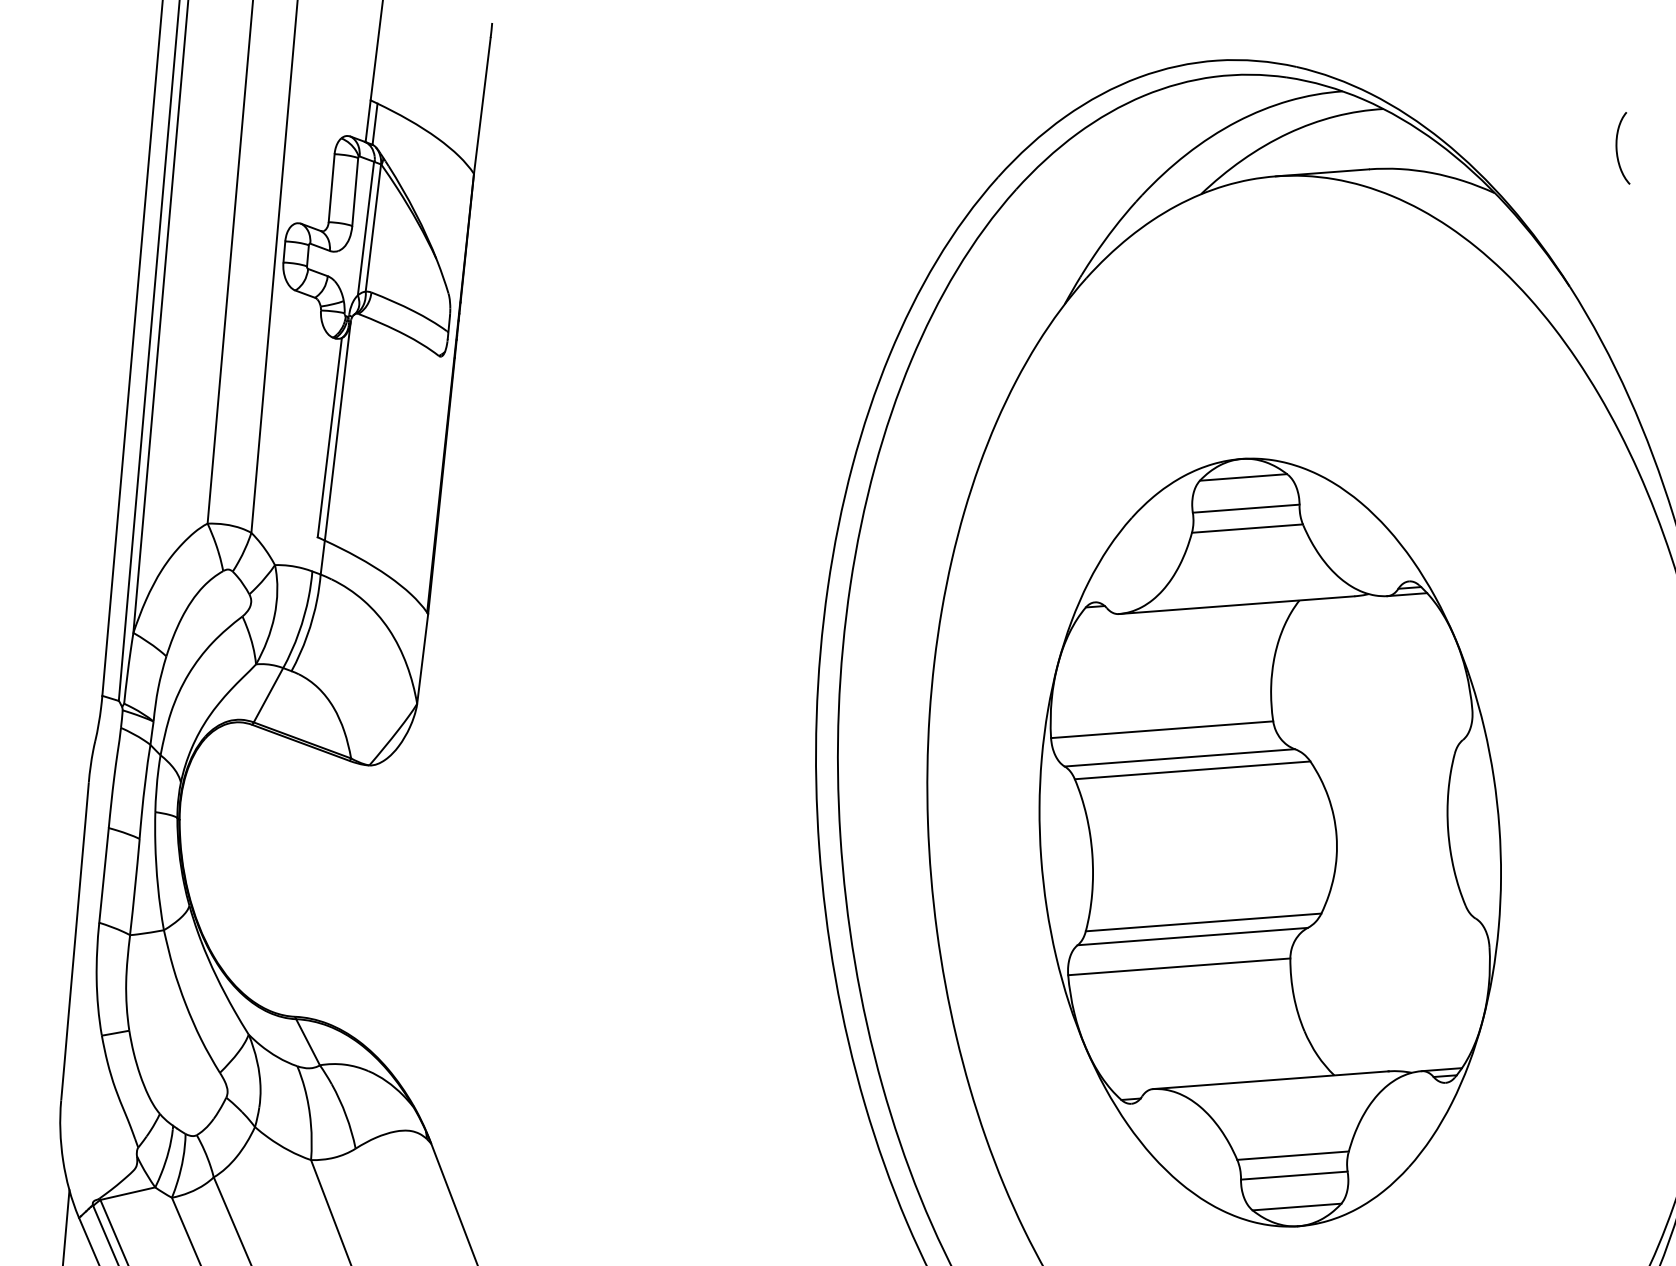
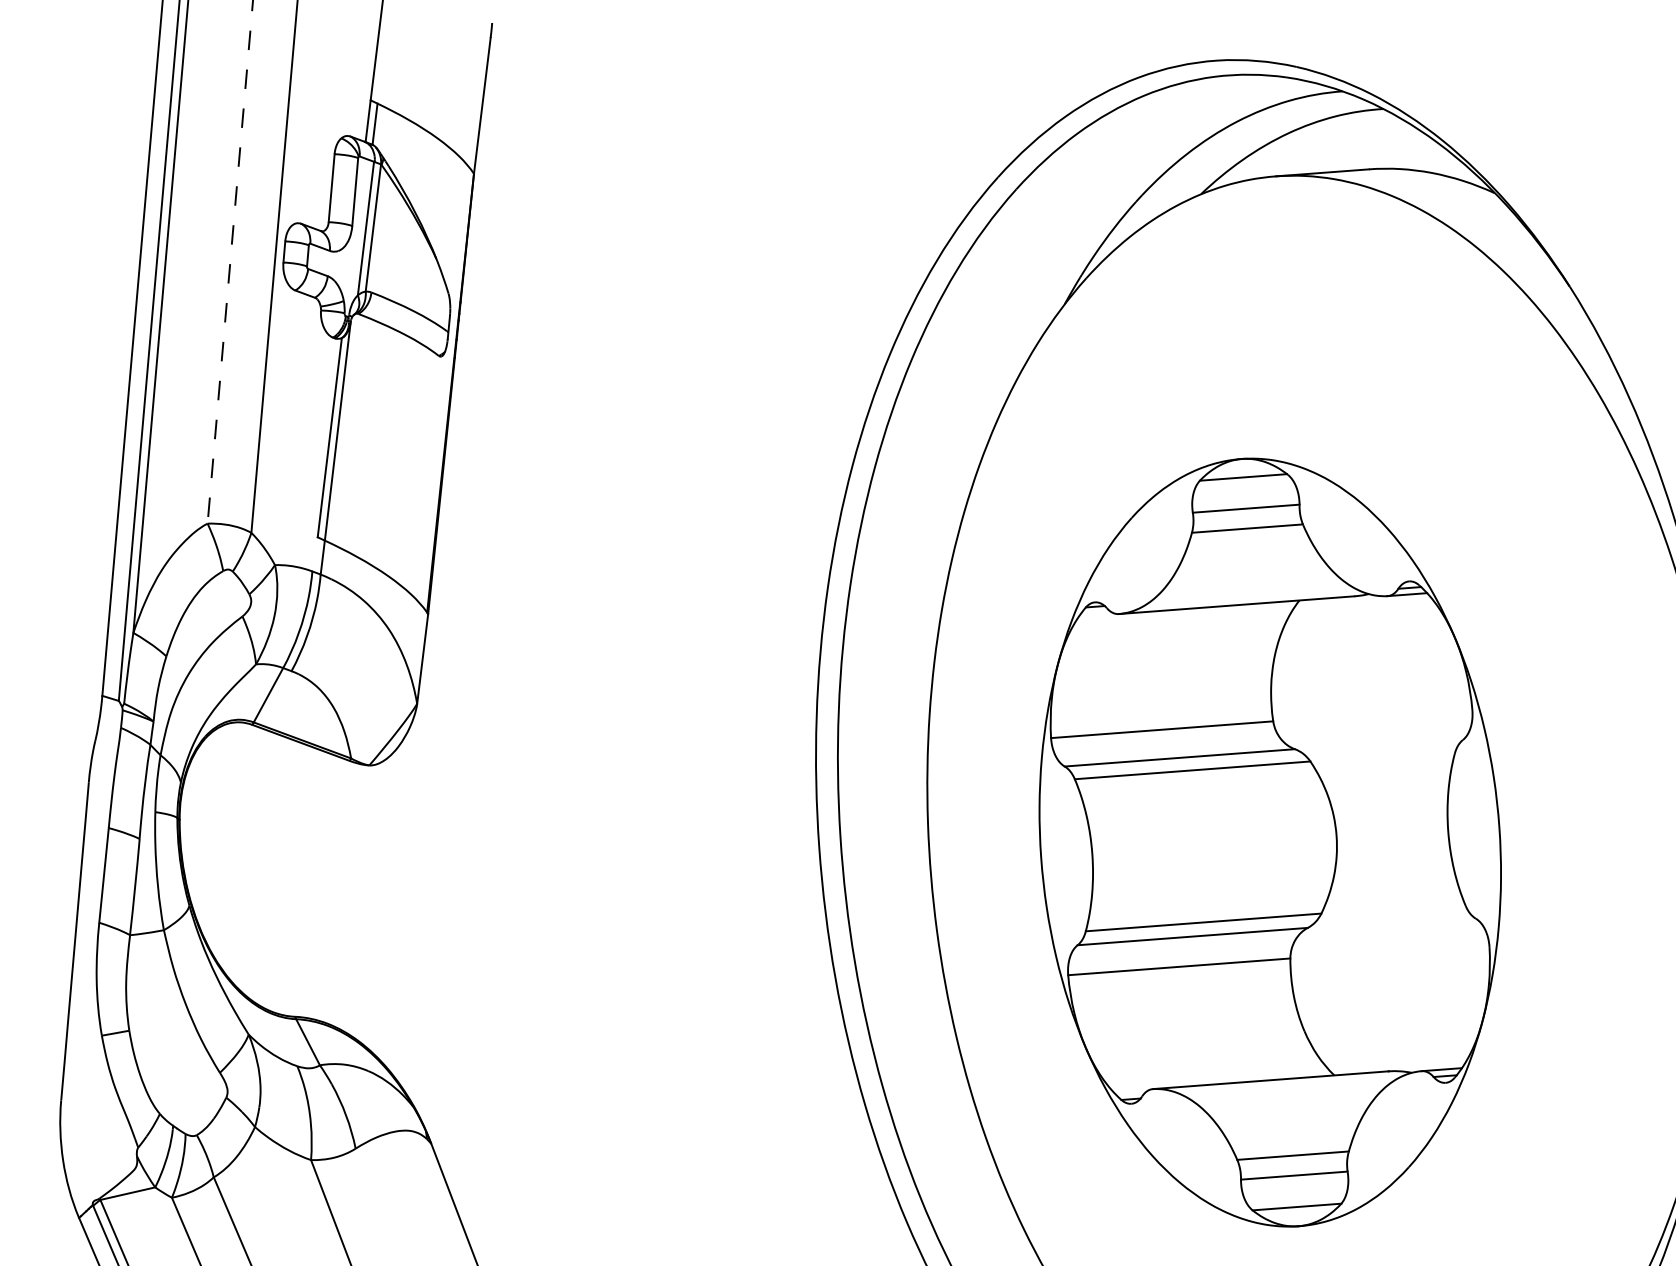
curve: present -> none (1617, 148)
line: solid -> dashed (230, 261)
line: present -> none (66, 1226)
